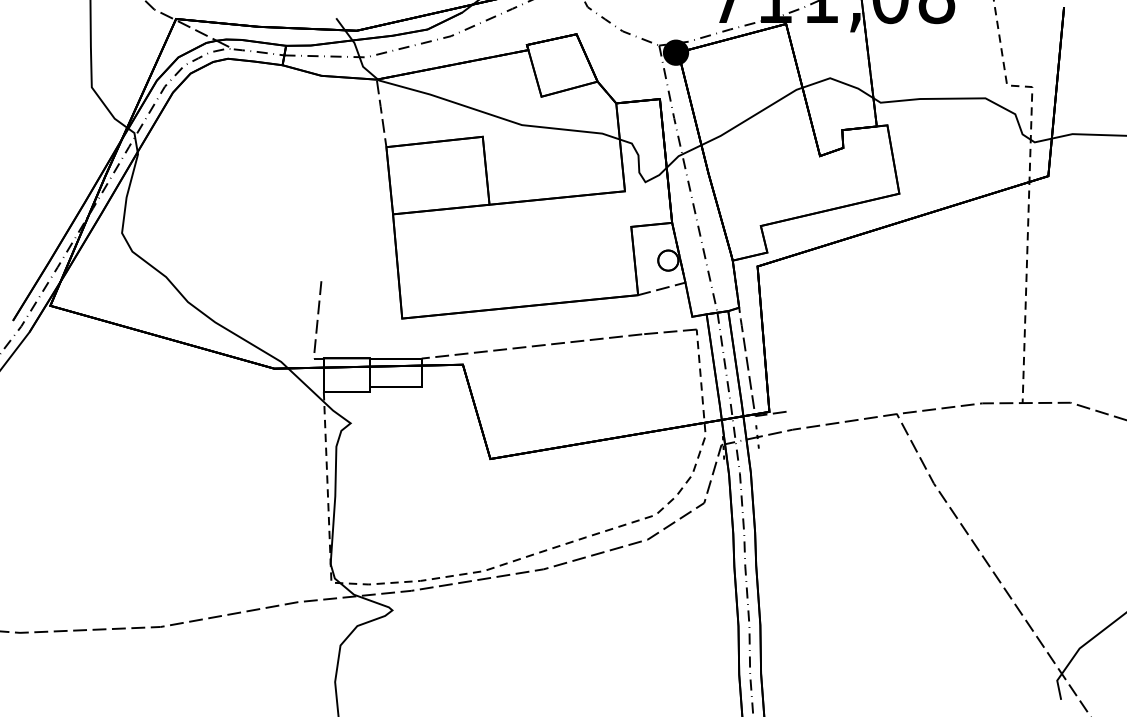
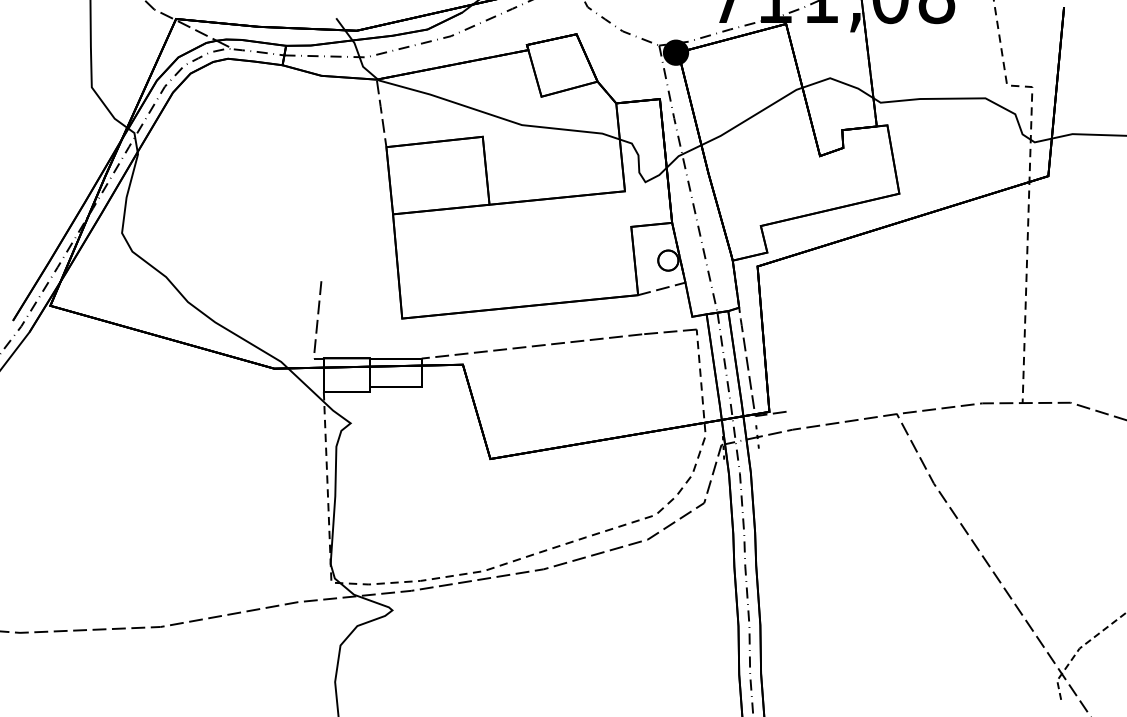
line: solid -> dashed (1079, 648)
